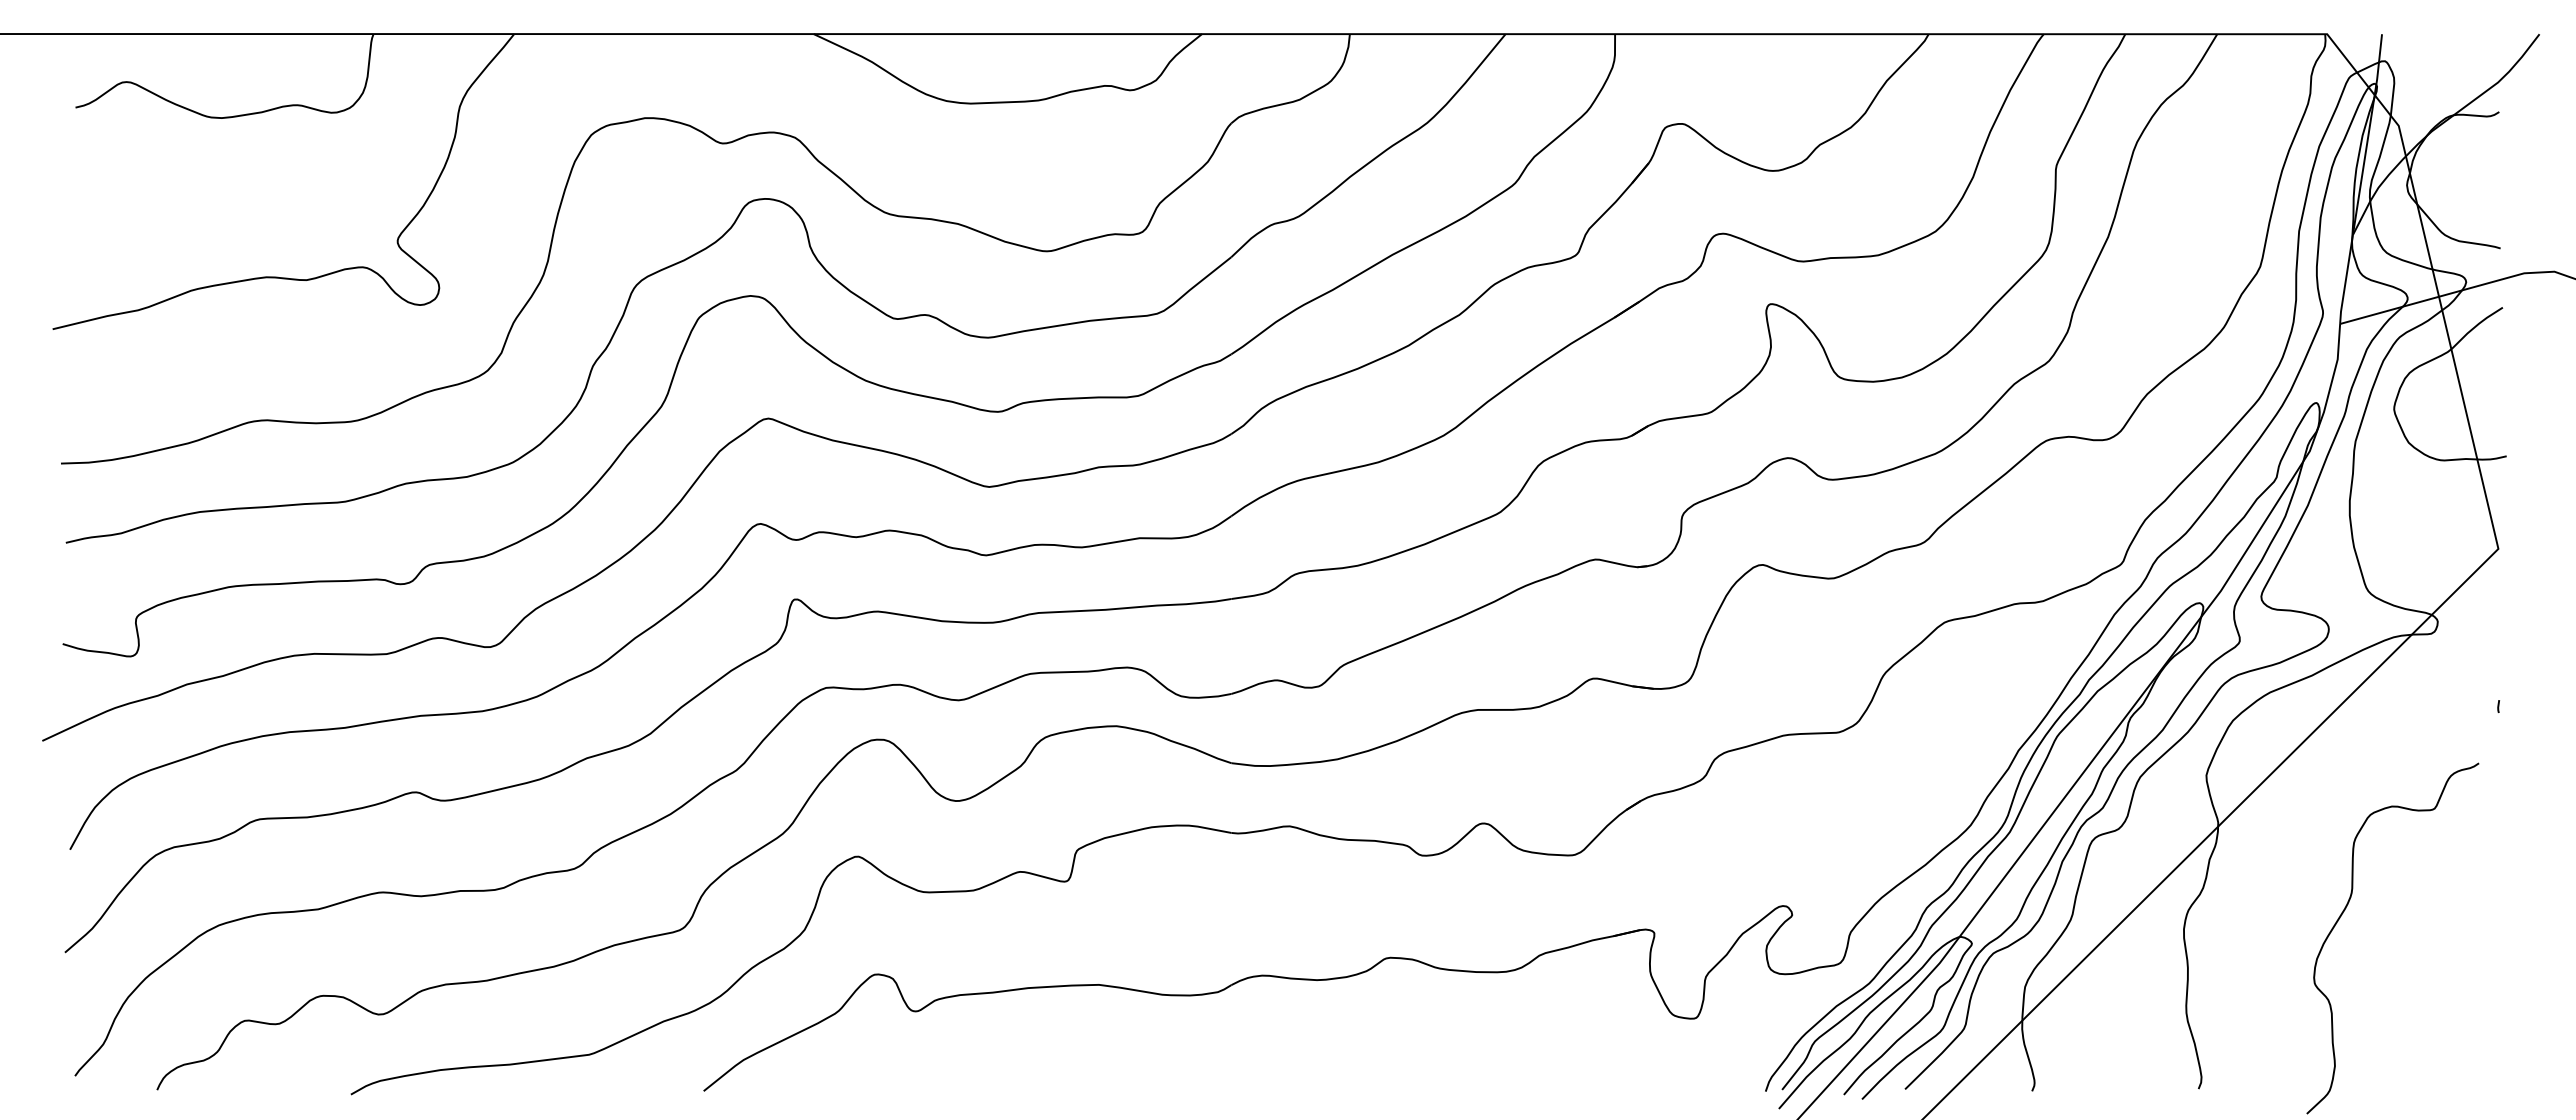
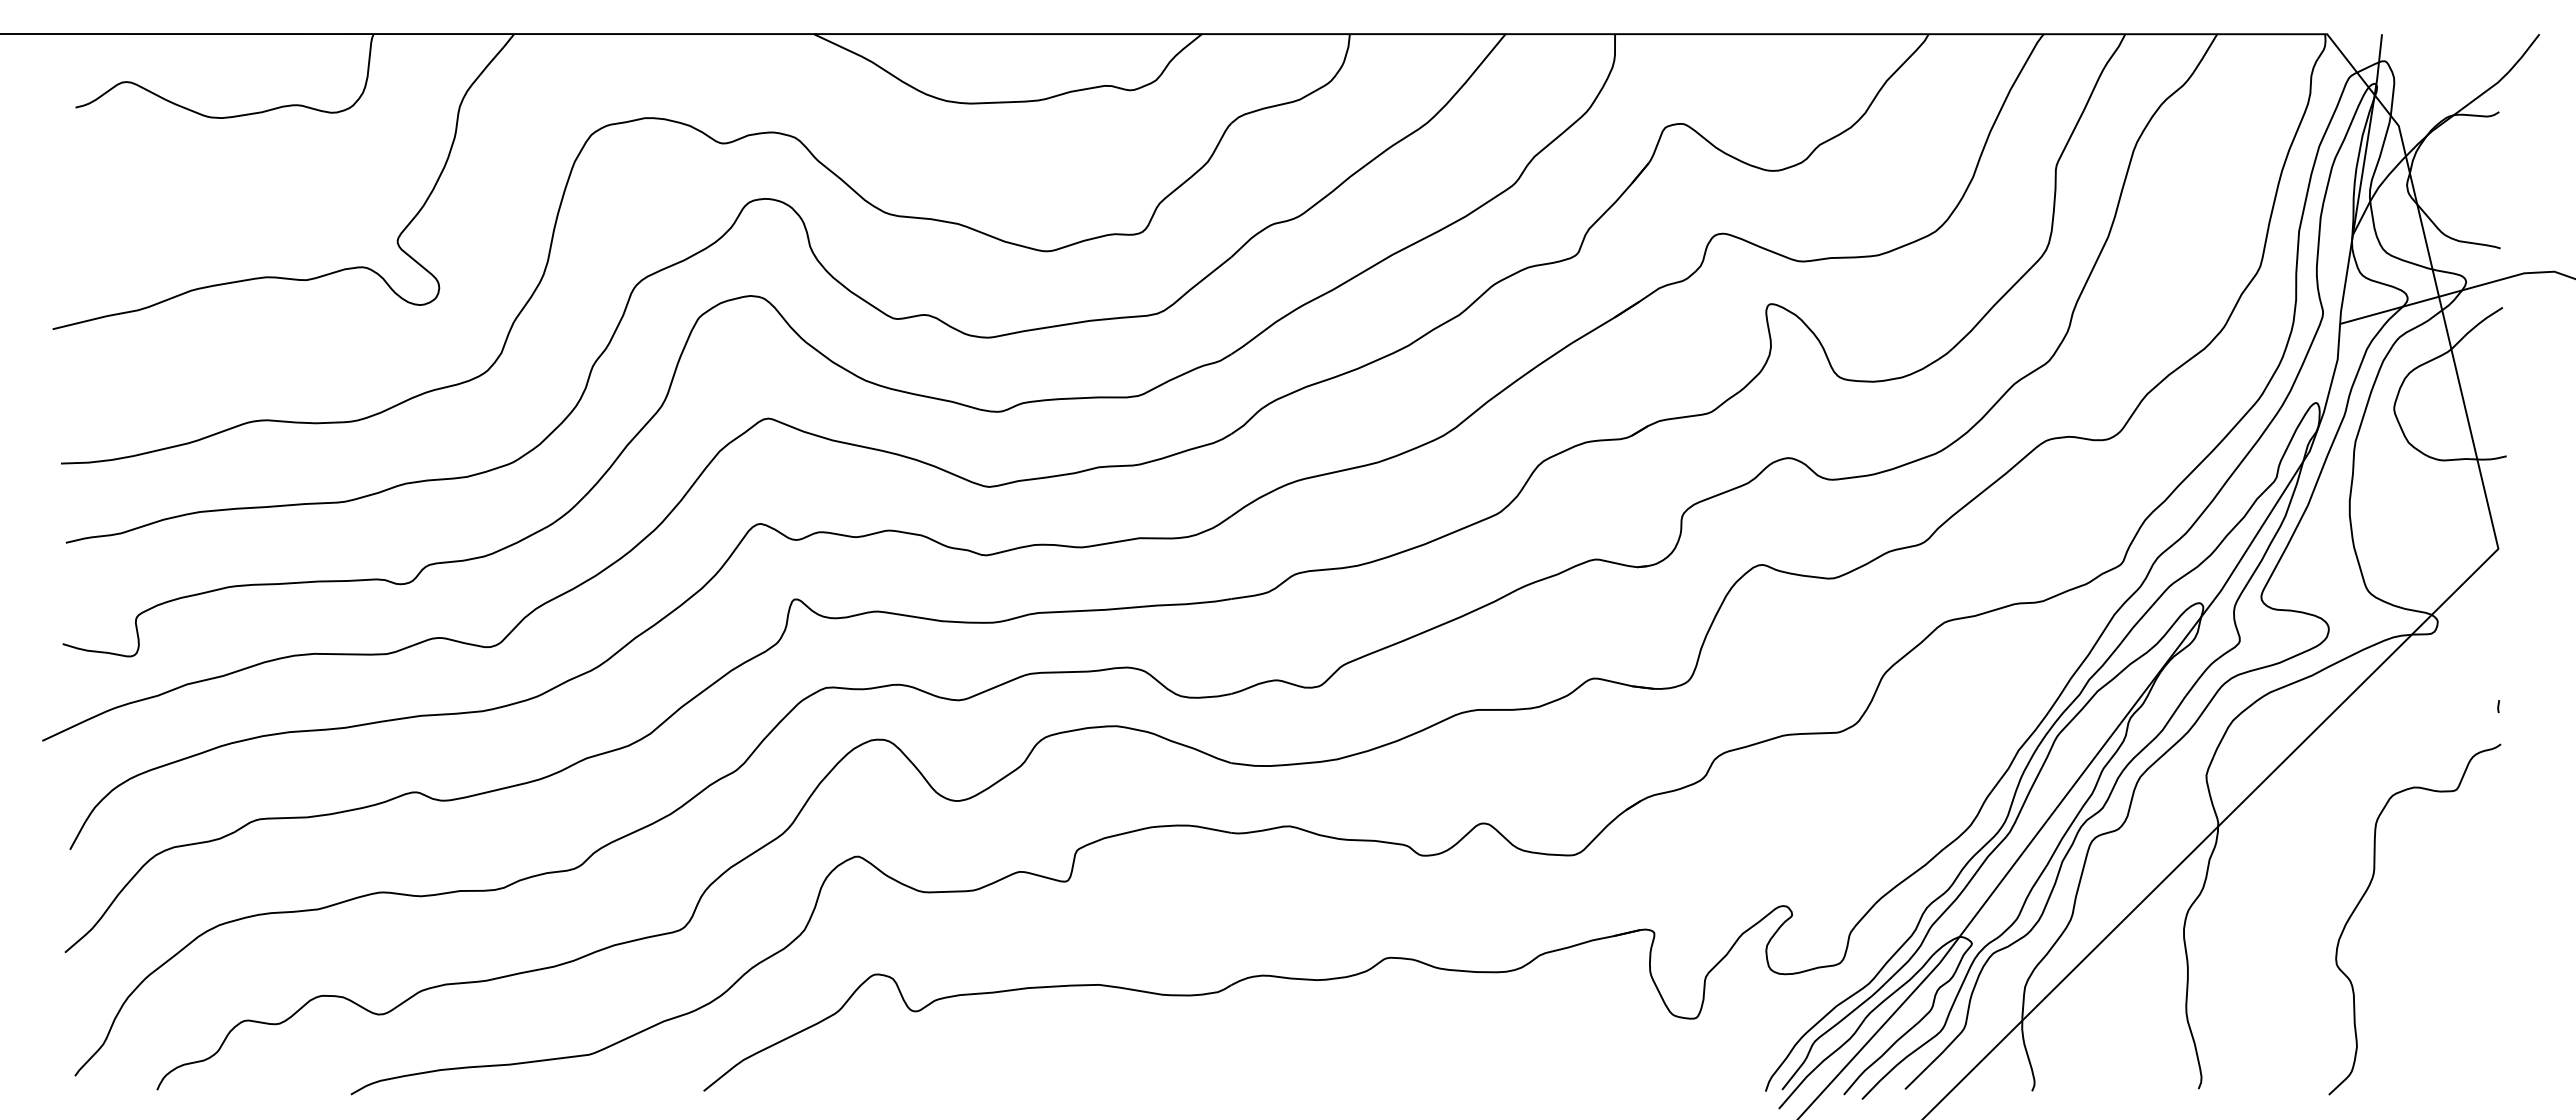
curve position: (2345, 910) -> (2367, 891) (2367, 891)
